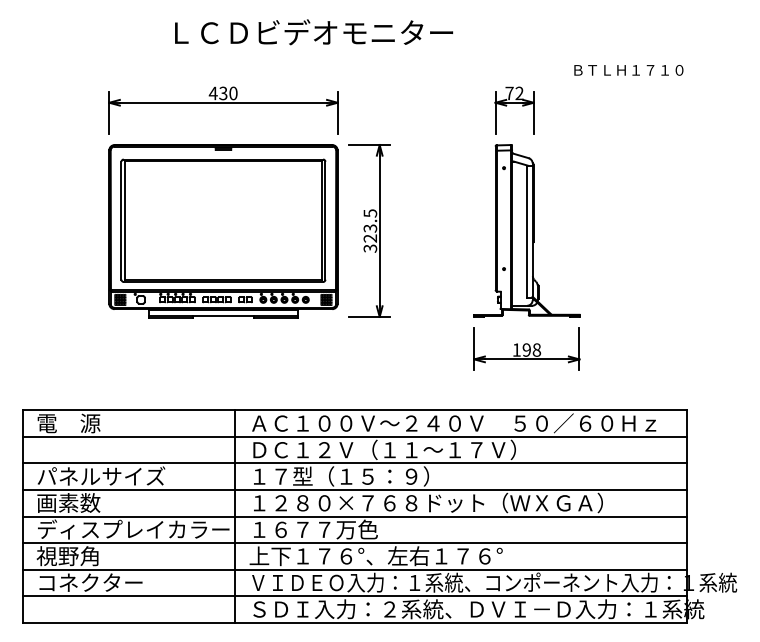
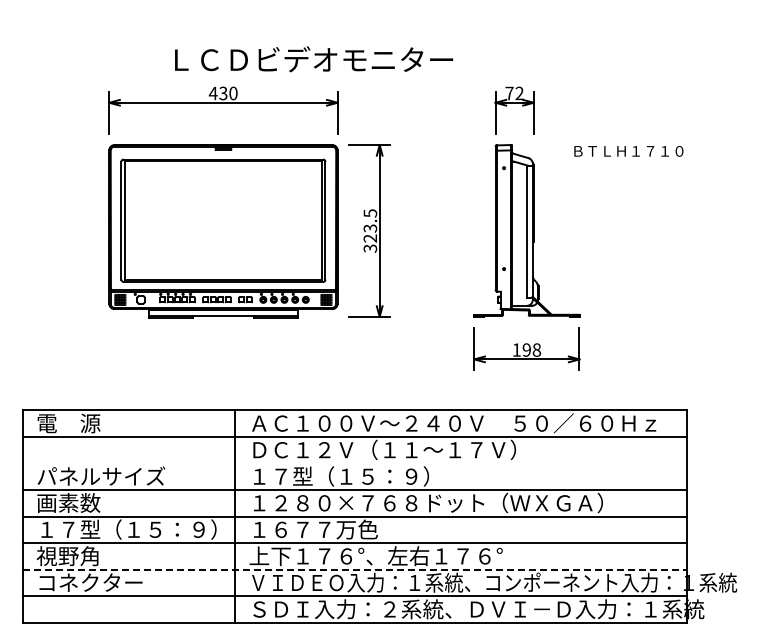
text position: (314, 32) -> (314, 59) (314, 59)
text position: (628, 70) -> (628, 151) (628, 151)
line: present -> none (354, 463)
text: ディスプレイカラー -> １７型（１５：９） (133, 529)
line: solid -> dashed (355, 569)
